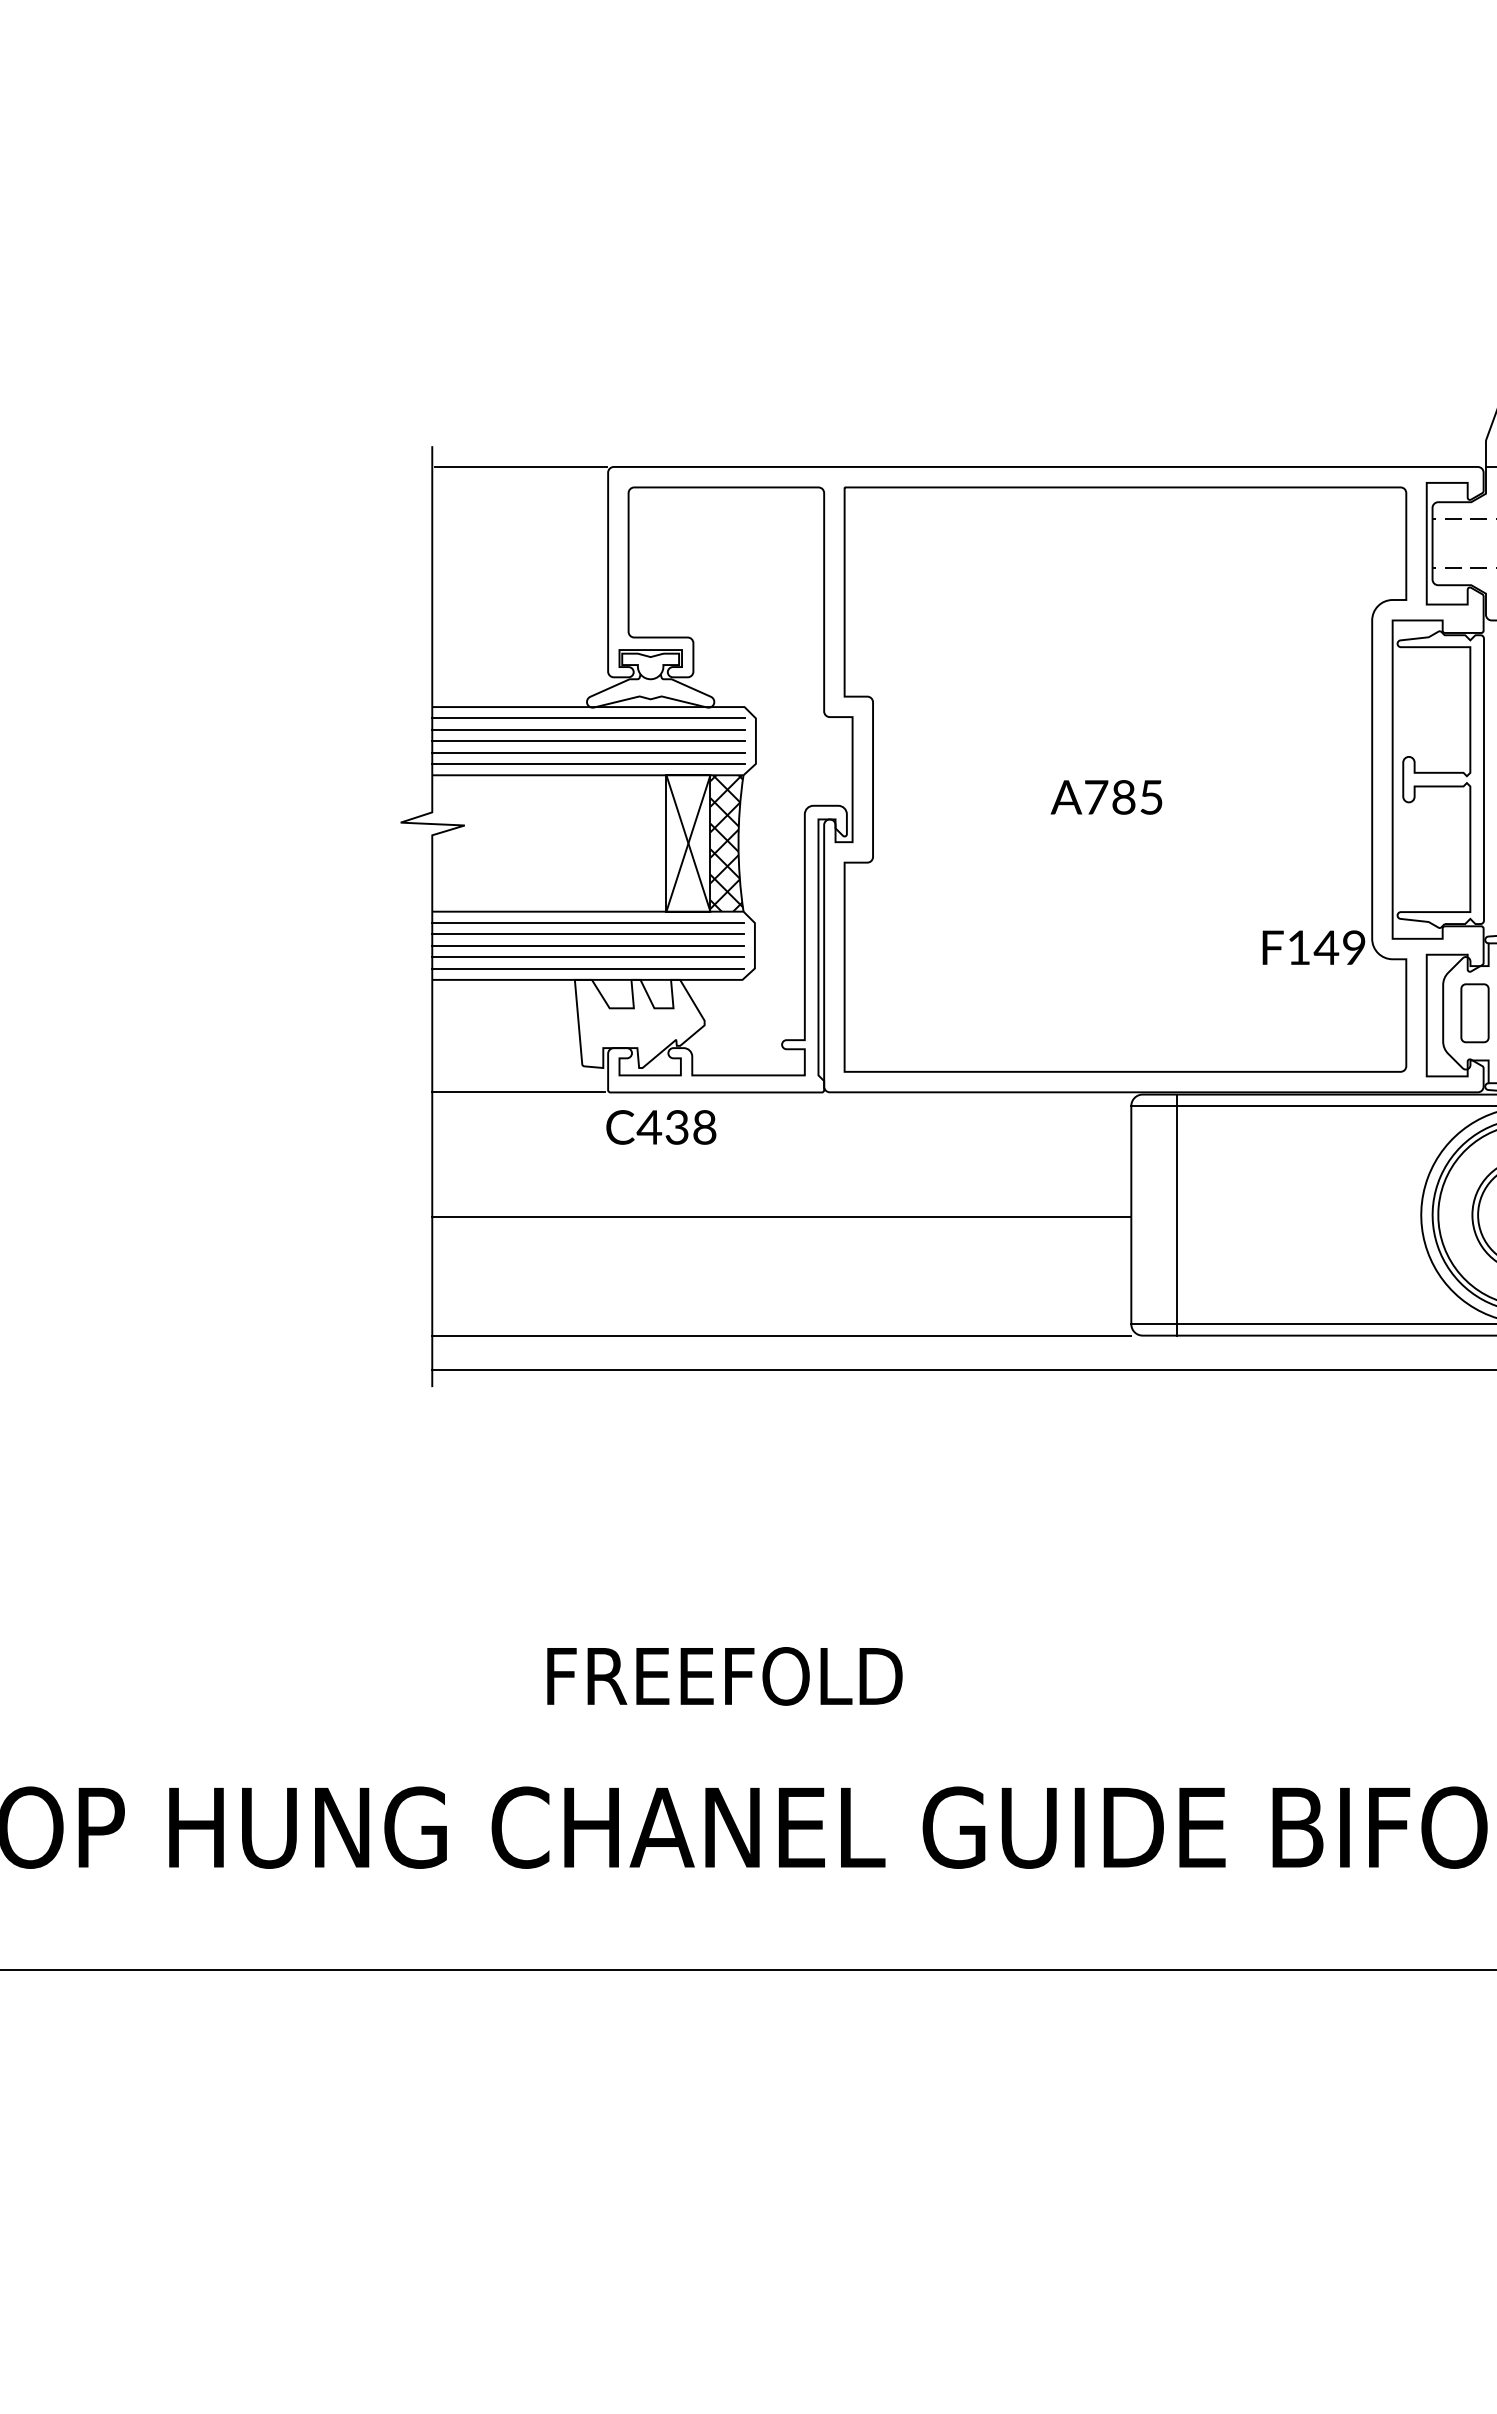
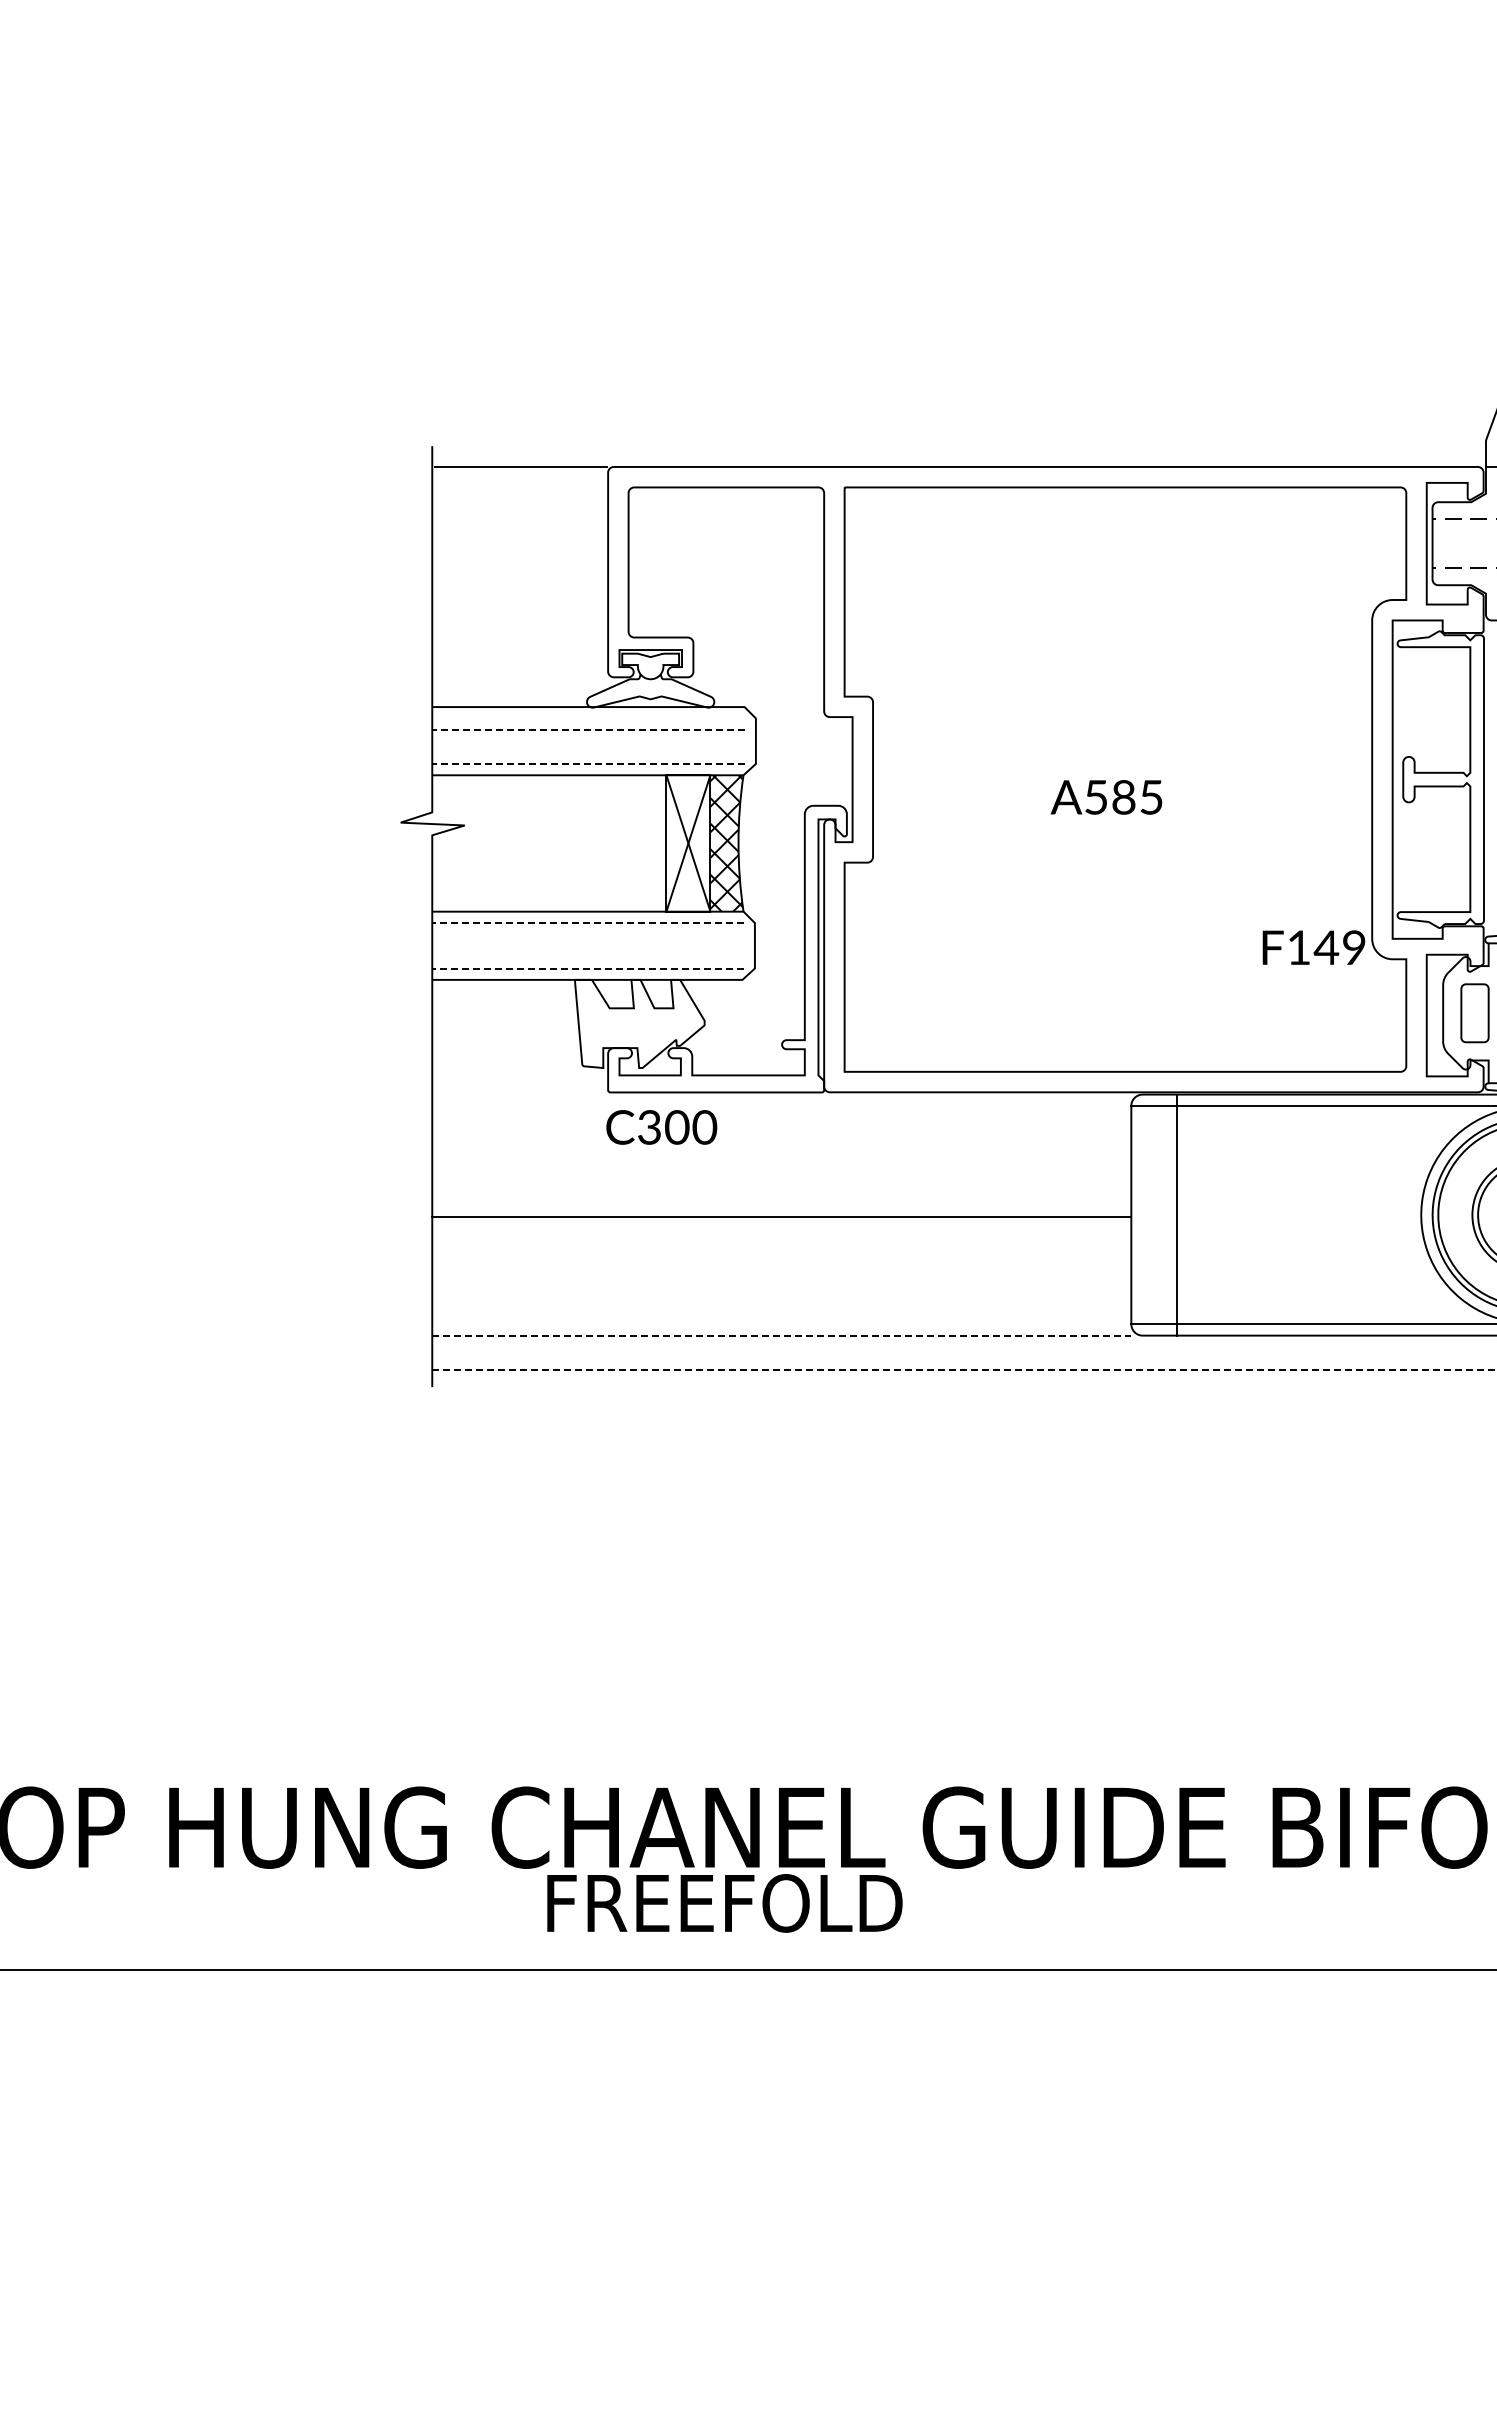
line: present -> none (588, 718)
line: solid -> dashed (587, 729)
line: present -> none (588, 741)
line: present -> none (588, 752)
line: solid -> dashed (587, 763)
text: A785 -> A585 (1096, 797)
line: solid -> dashed (587, 923)
line: present -> none (587, 934)
line: present -> none (587, 945)
line: present -> none (587, 957)
line: solid -> dashed (587, 968)
line: present -> none (518, 1092)
text: C438 -> C300 (676, 1127)
line: solid -> dashed (781, 1335)
line: solid -> dashed (964, 1369)
text position: (724, 1676) -> (724, 1903) (724, 1903)
